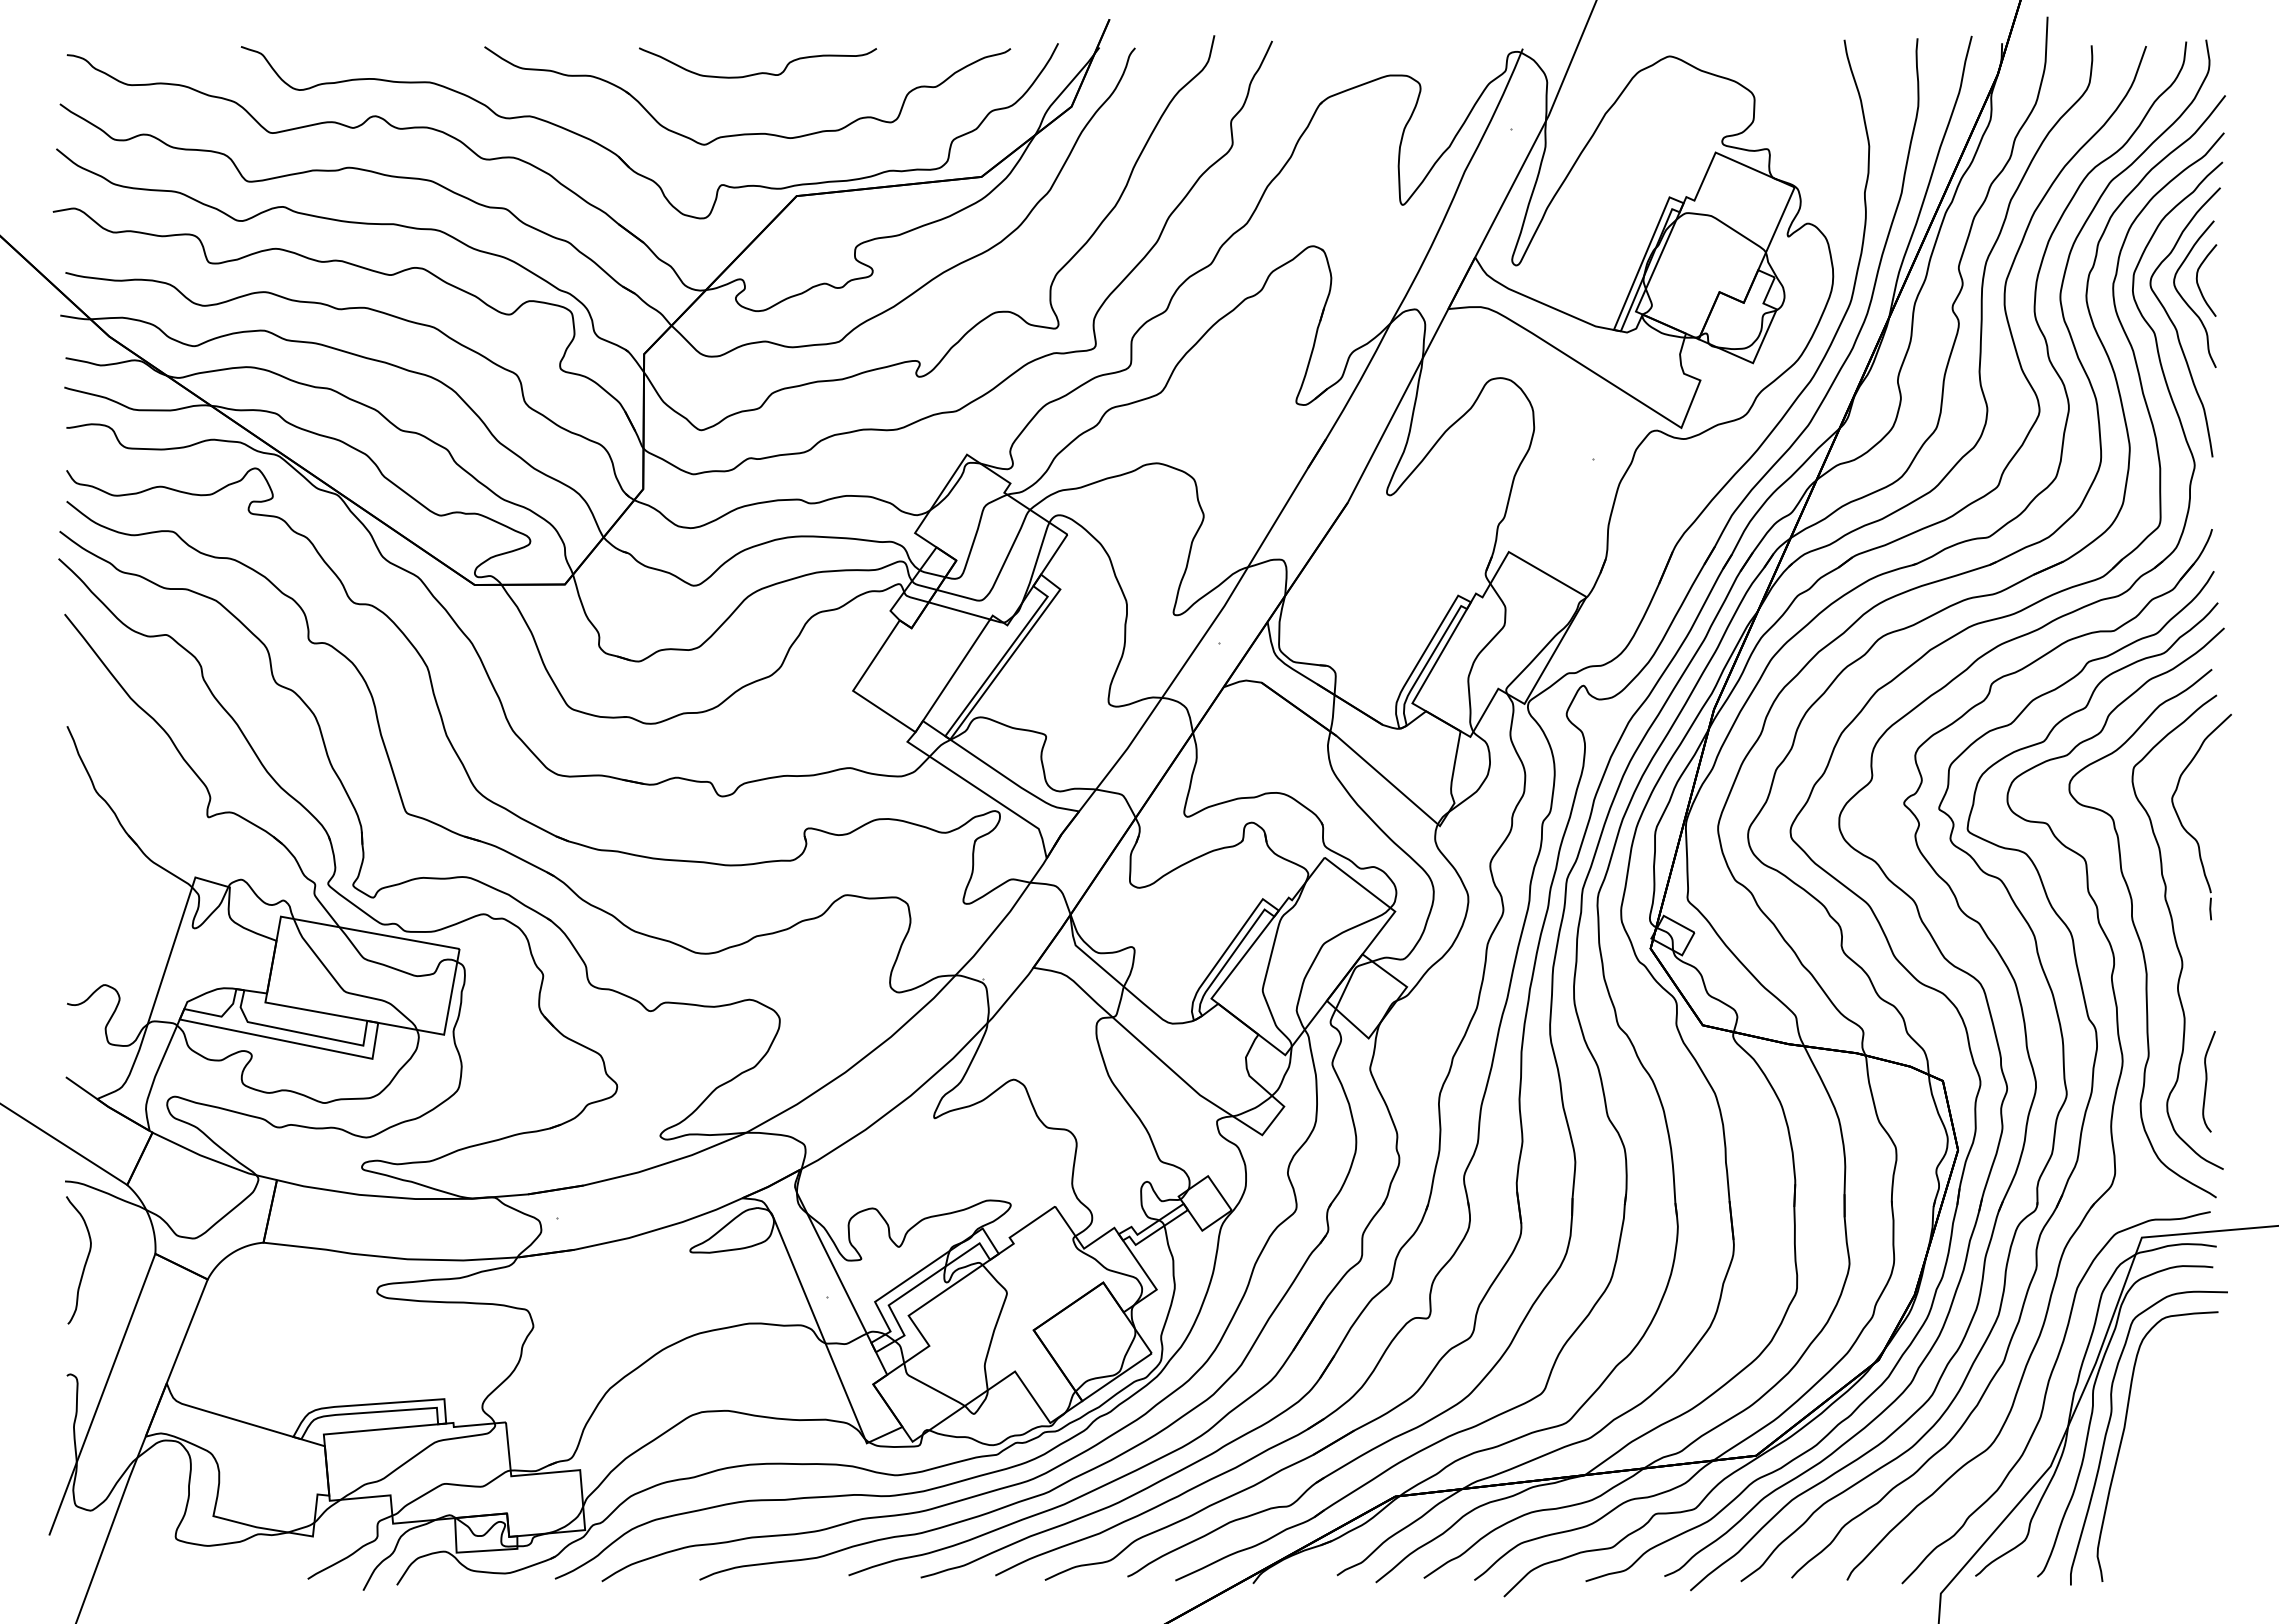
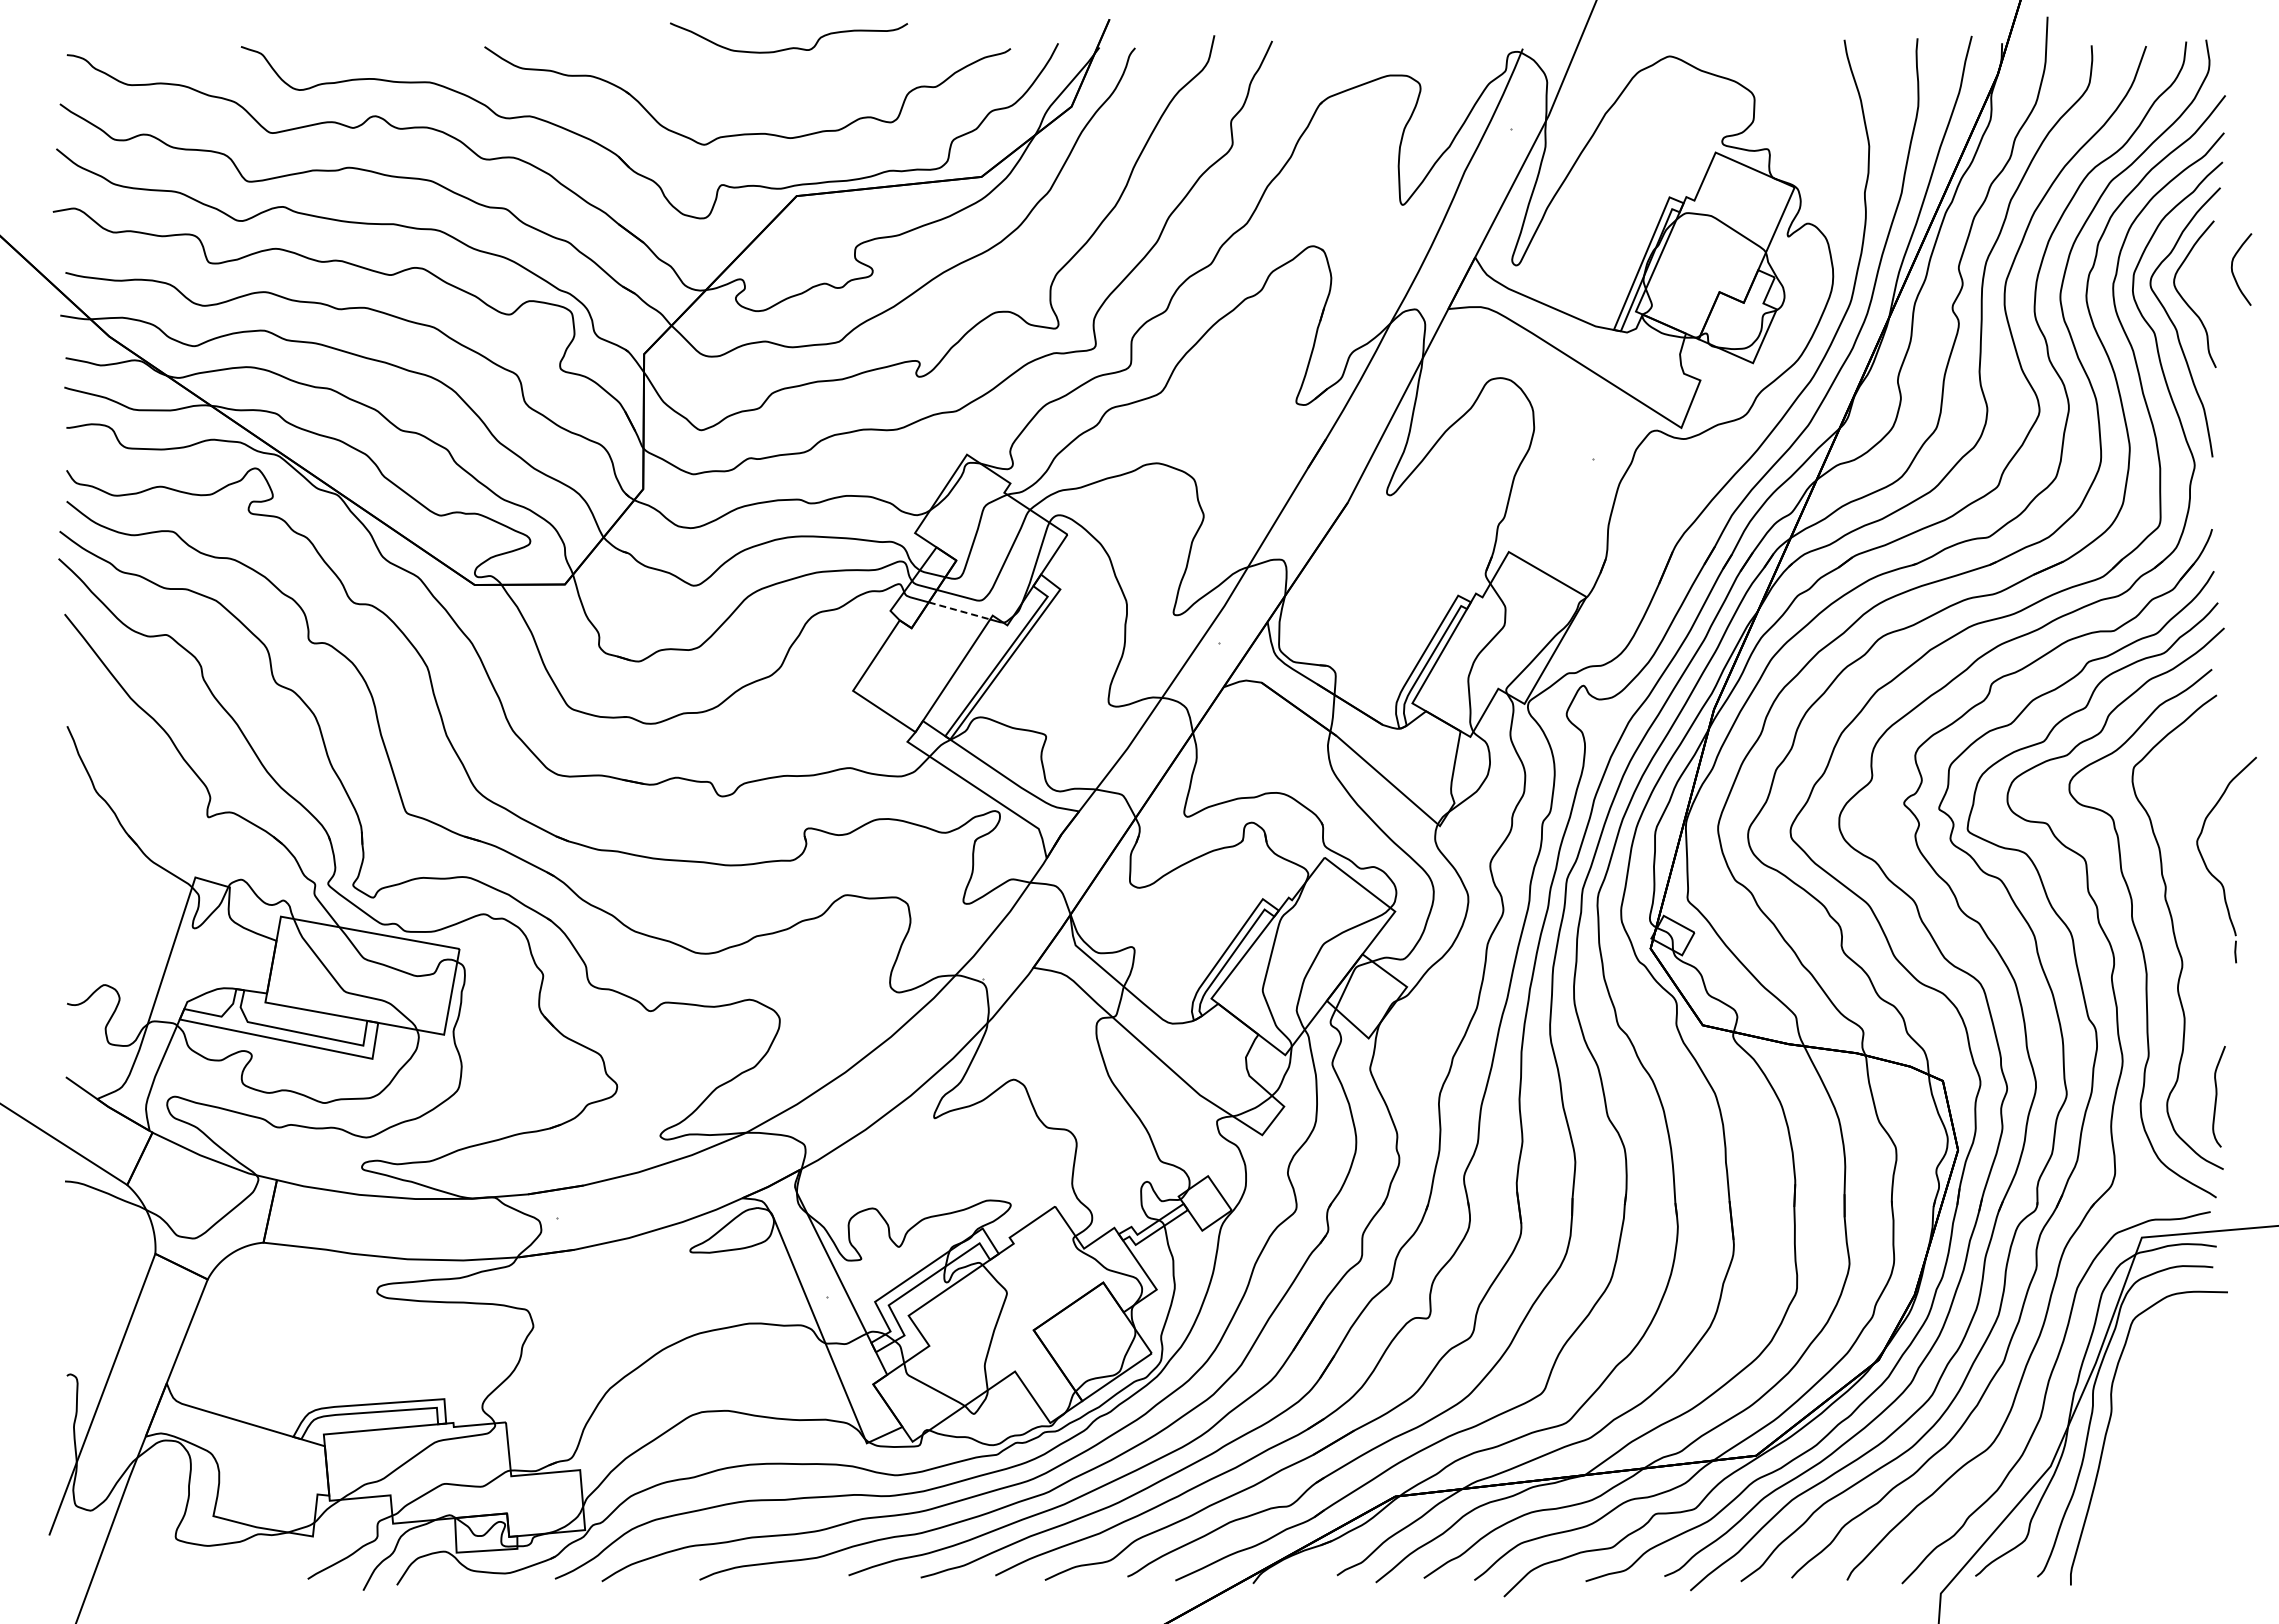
curve position: (758, 72) -> (789, 47) (789, 47)
curve position: (2198, 282) -> (2233, 271) (2233, 271)
line: solid -> dashed (959, 610)
part position: (2186, 829) -> (2211, 872) (2211, 872)
curve position: (2207, 1081) -> (2217, 1096) (2217, 1096)
curve: present -> none (84, 1263)
curve: present -> none (2123, 1437)
